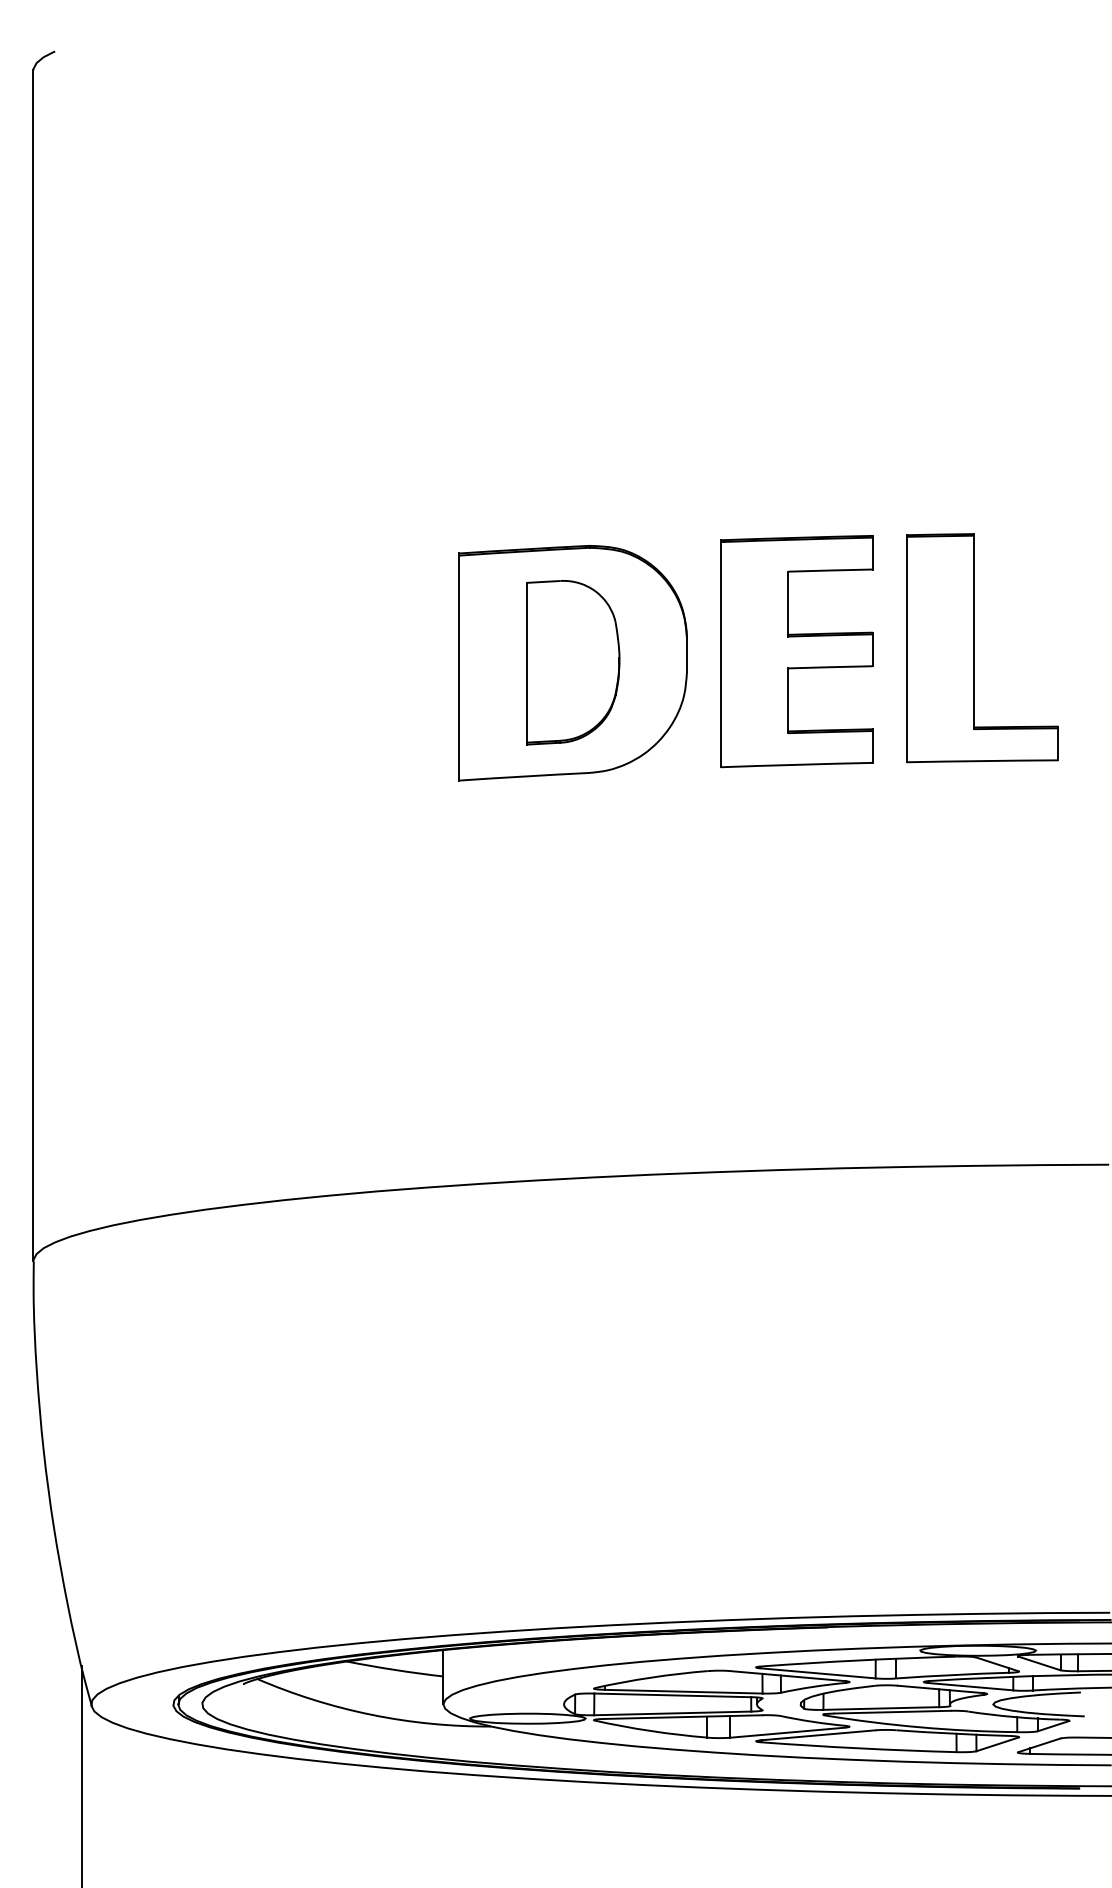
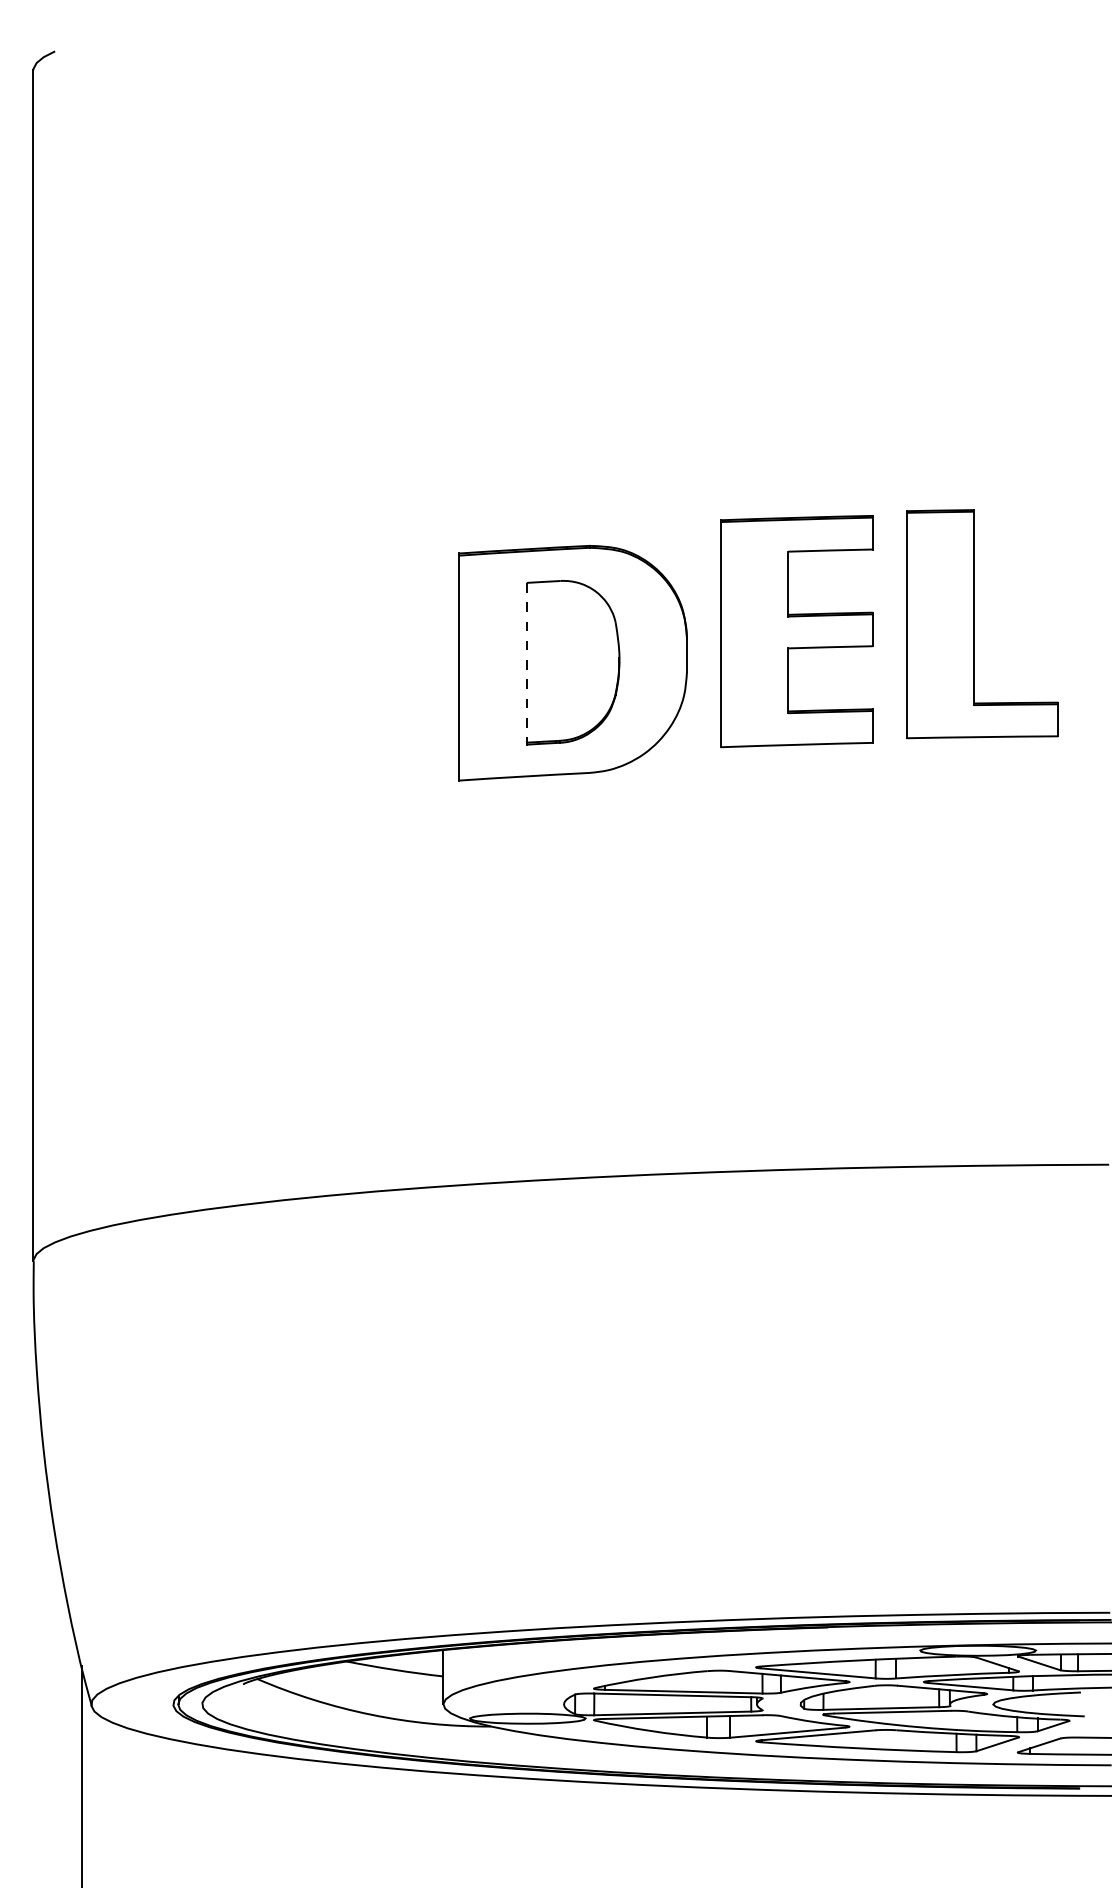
part position: (974, 648) -> (974, 624) (974, 624)
part position: (796, 651) -> (796, 631) (796, 631)
line: solid -> dashed (526, 662)
